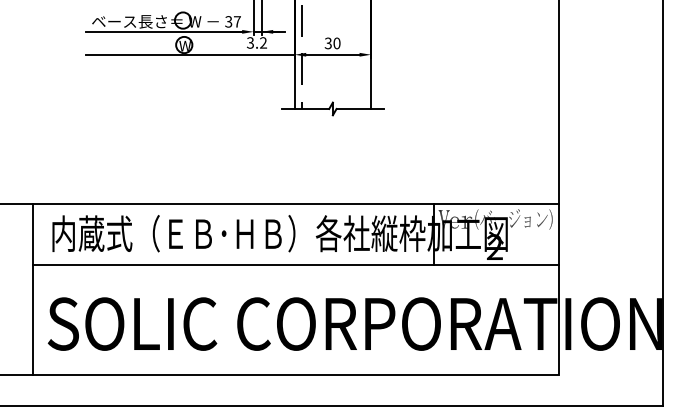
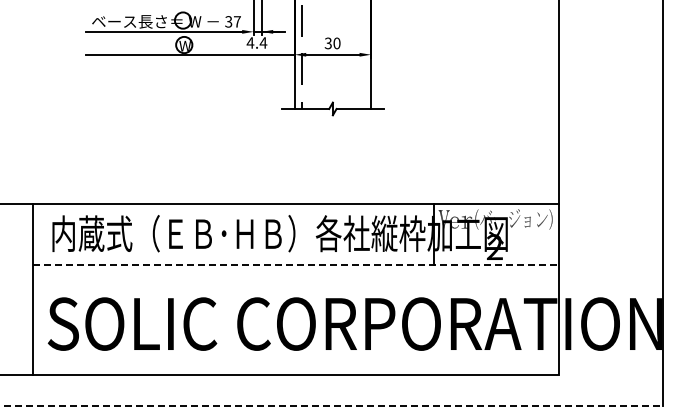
text: 3.2 -> 4.4 (256, 42)
line: solid -> dashed (296, 265)
line: solid -> dashed (331, 405)
